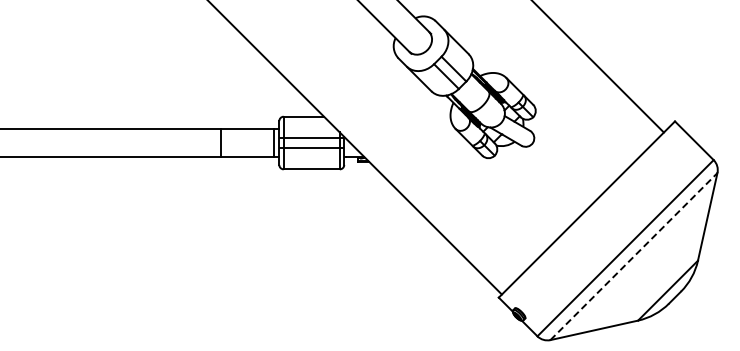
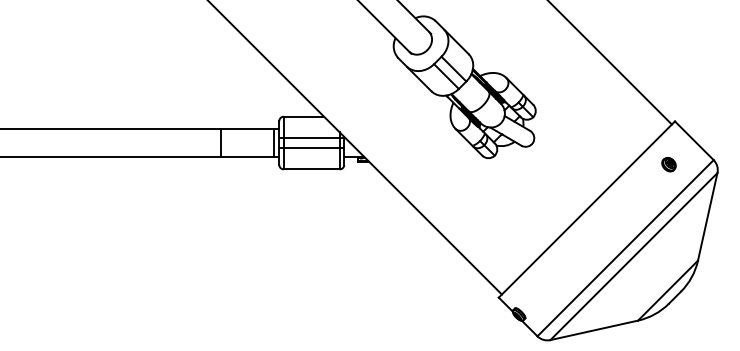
line position: (598, 67) -> (610, 63) (610, 63)
part: none -> present (668, 164)
line: dashed -> solid (634, 256)
